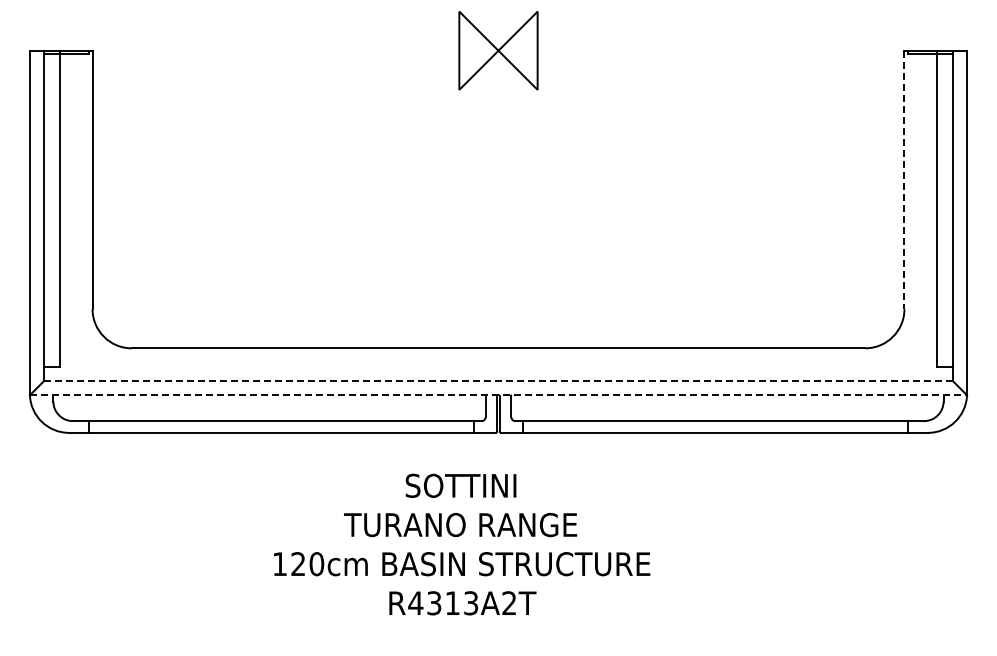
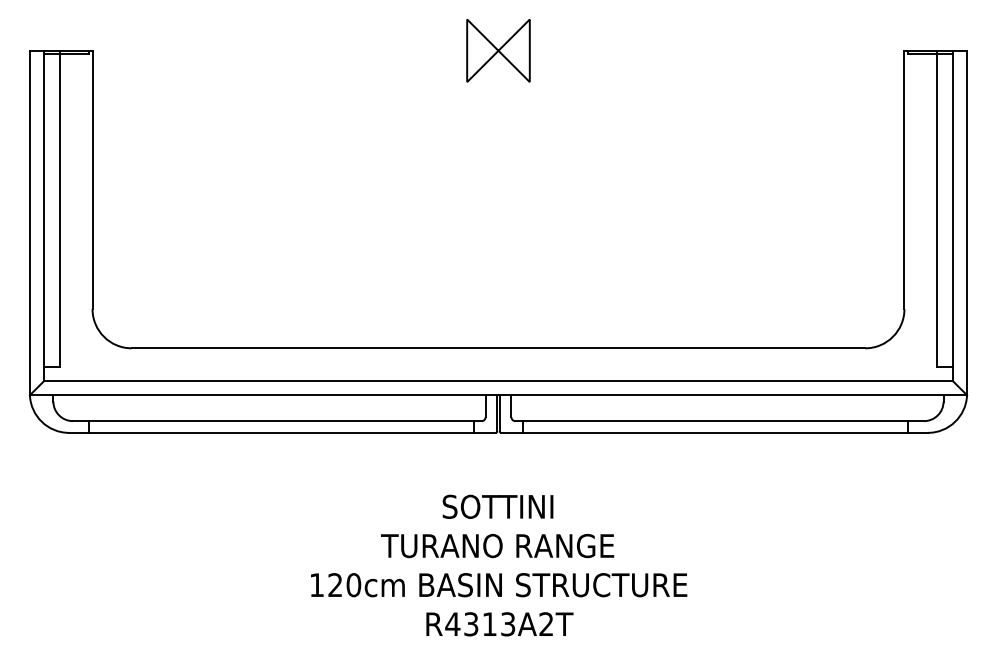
part size: 81x80 px -> 65x64 px (498, 50)
line: dashed -> solid (904, 180)
line: dashed -> solid (498, 381)
line: dashed -> solid (498, 395)
text position: (462, 544) -> (499, 565) (499, 565)
